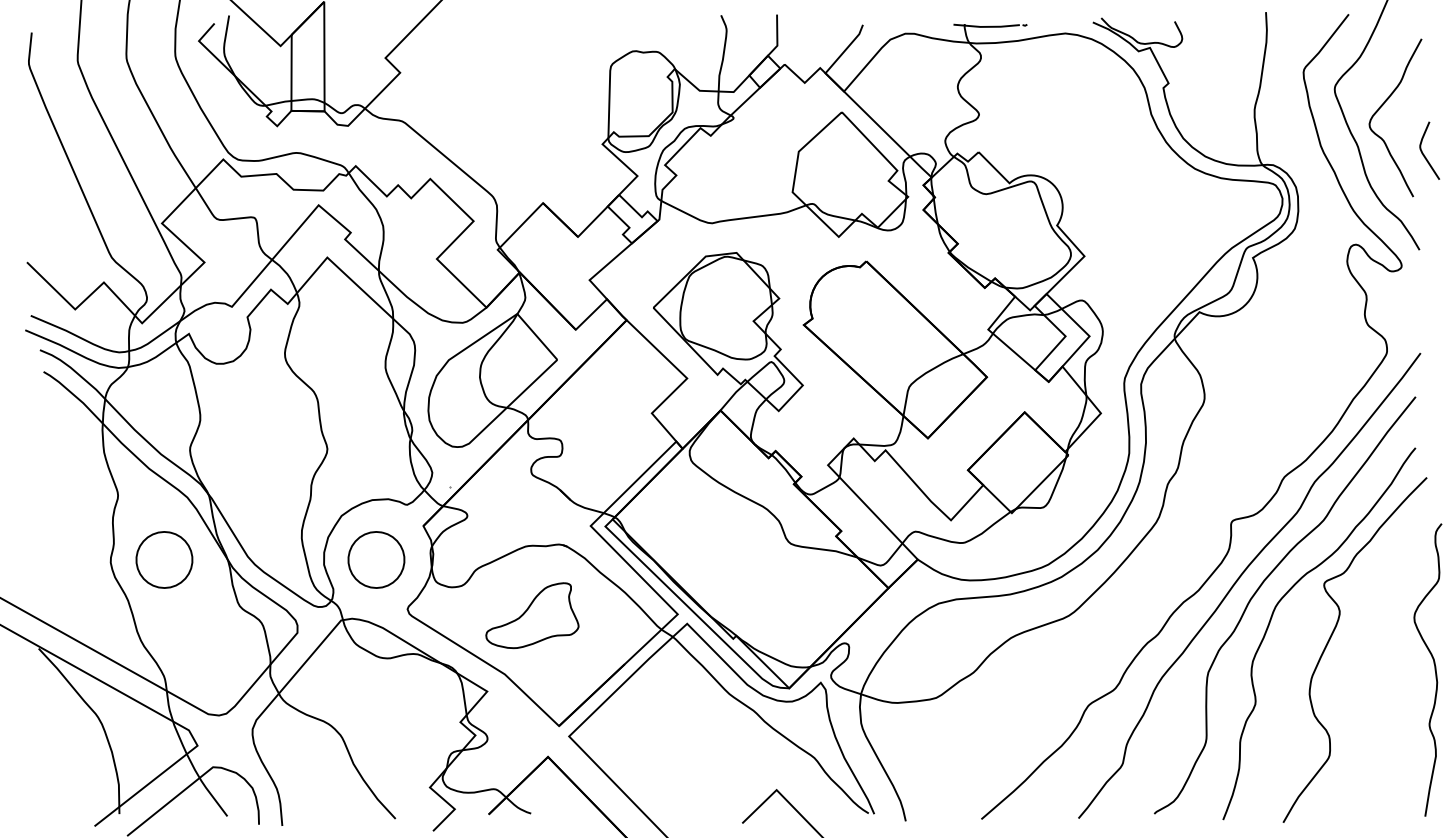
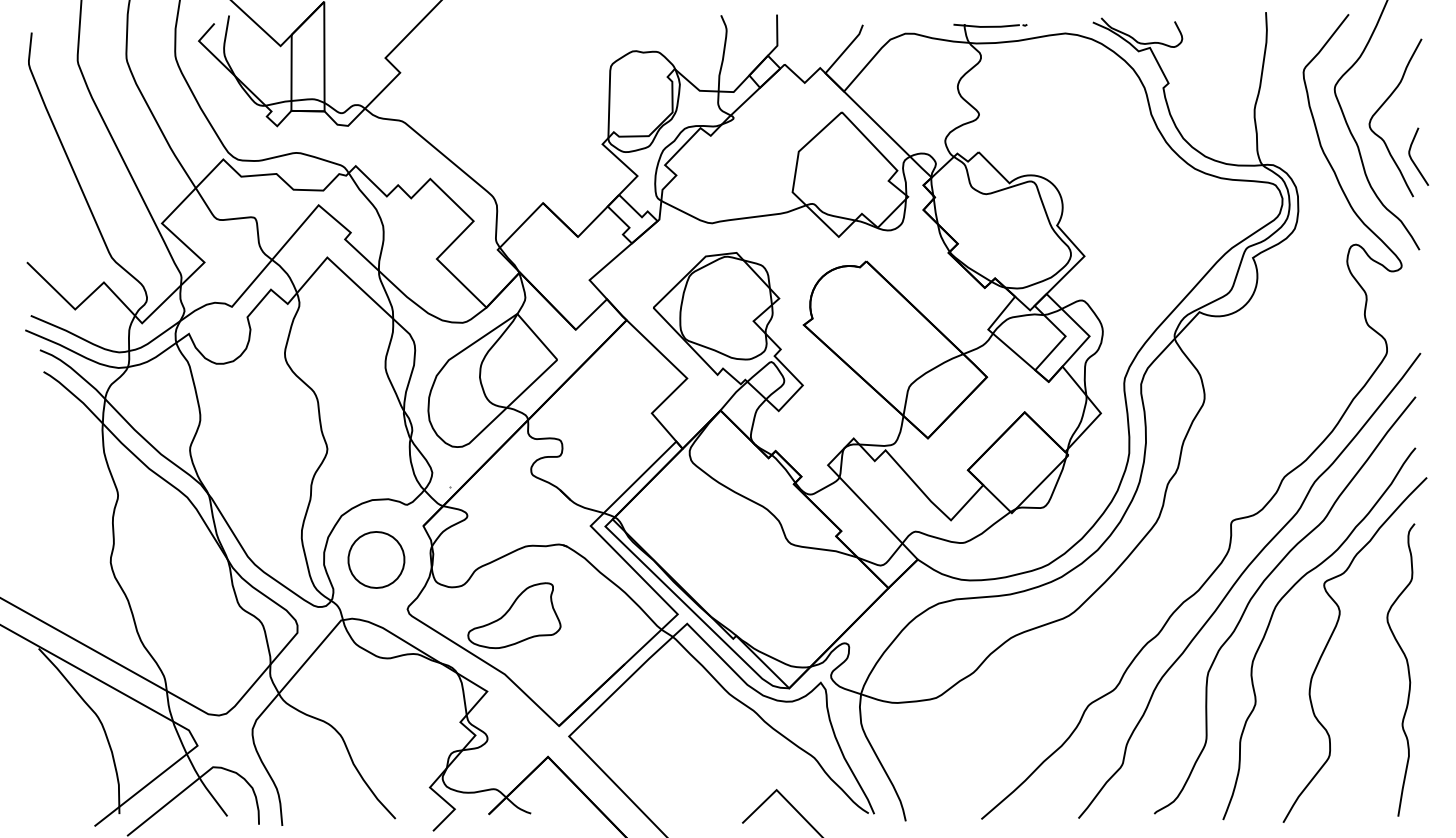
curve position: (1423, 152) -> (1412, 158) (1412, 158)
part: present -> none (164, 559)
part position: (532, 615) -> (514, 615) (514, 615)
curve position: (1434, 669) -> (1407, 669) (1407, 669)
